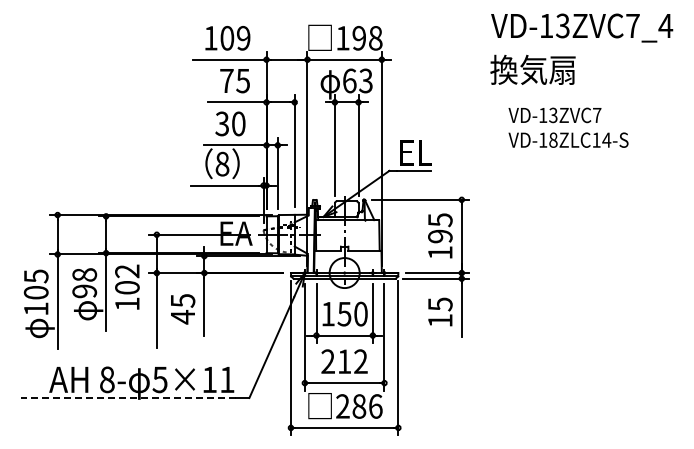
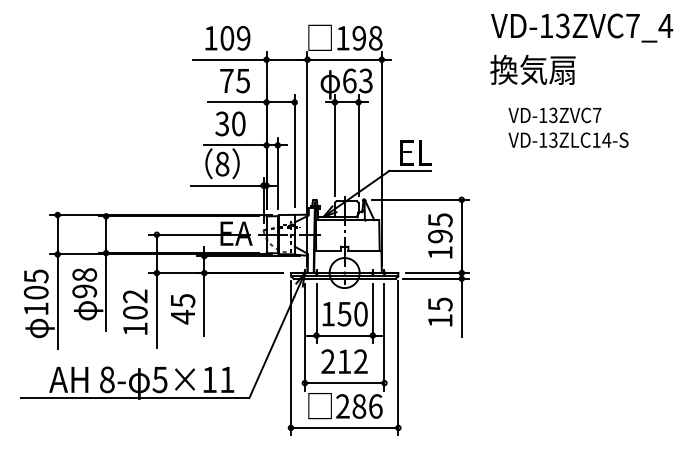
text: VD-18ZLC14-S -> VD-13ZLC14-S (553, 139)
text position: (127, 286) -> (135, 311) (135, 311)
line: dashed -> solid (128, 397)
